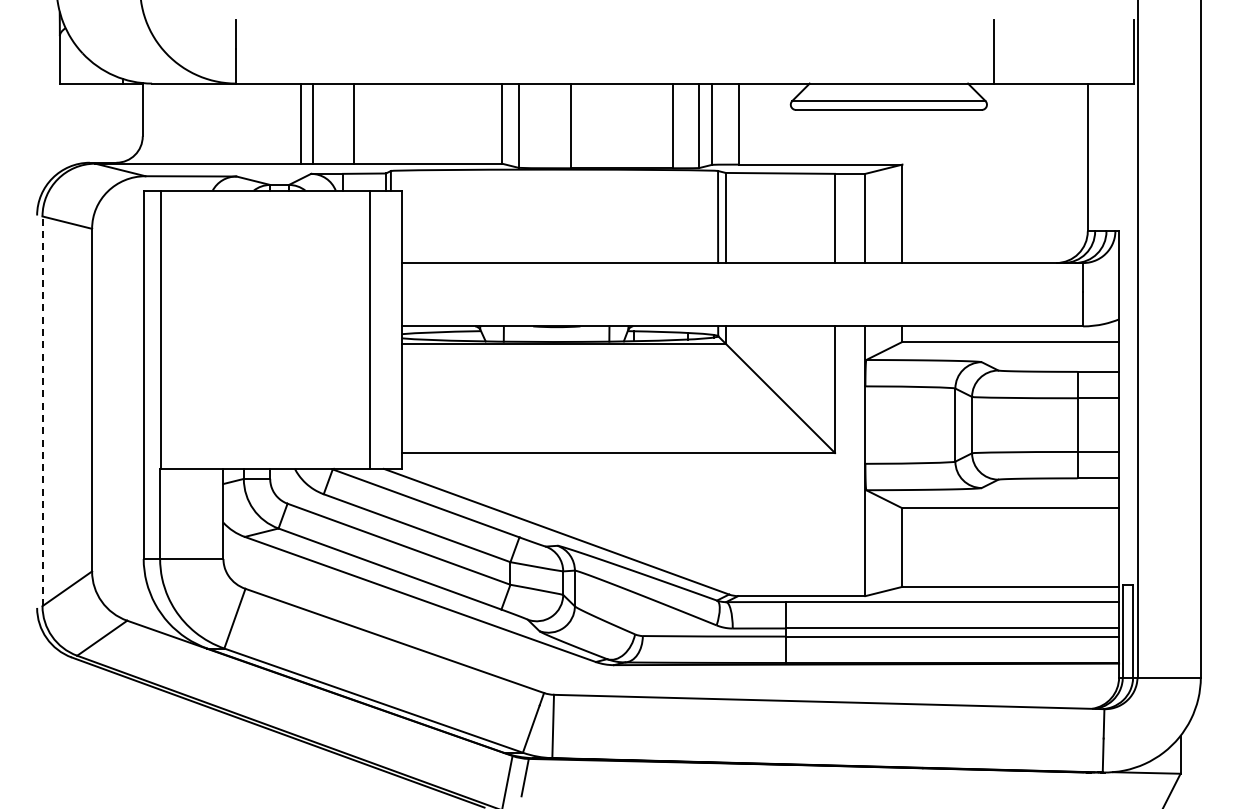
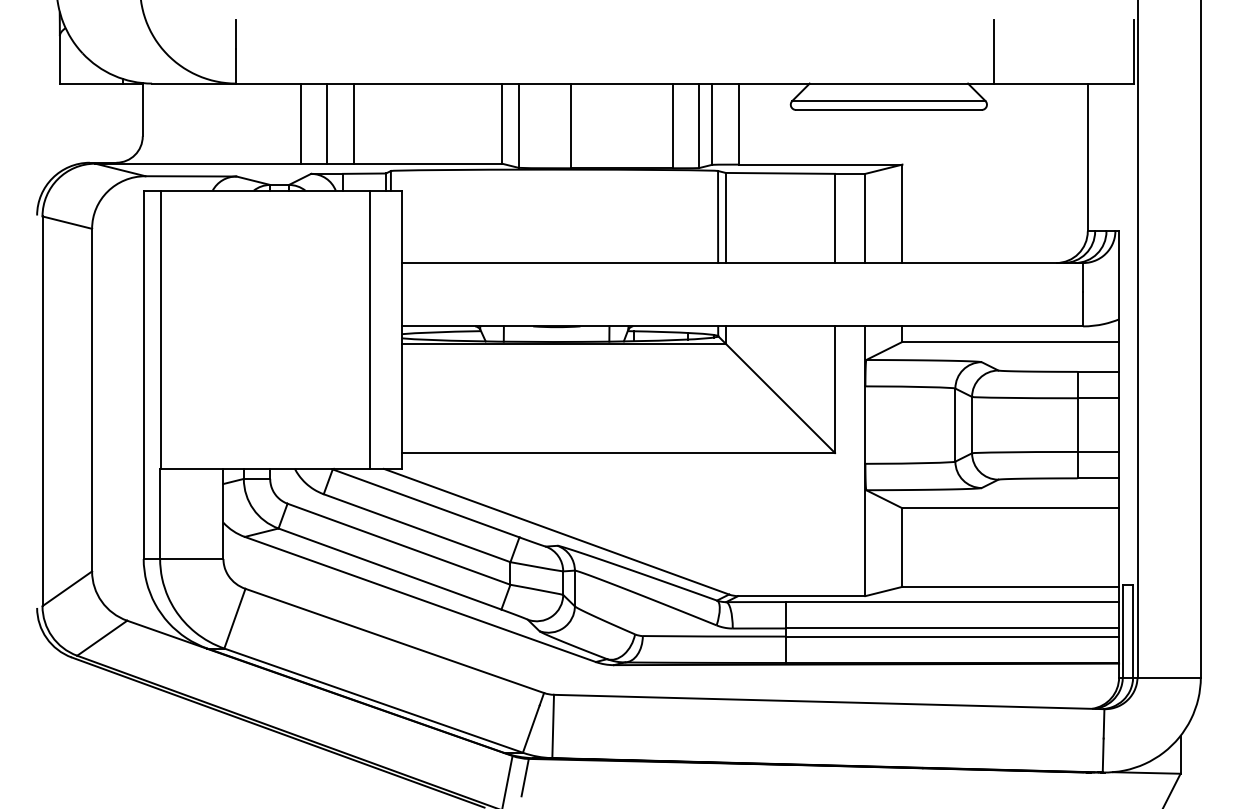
line position: (313, 123) -> (327, 123) (327, 123)
line: dashed -> solid (42, 411)
